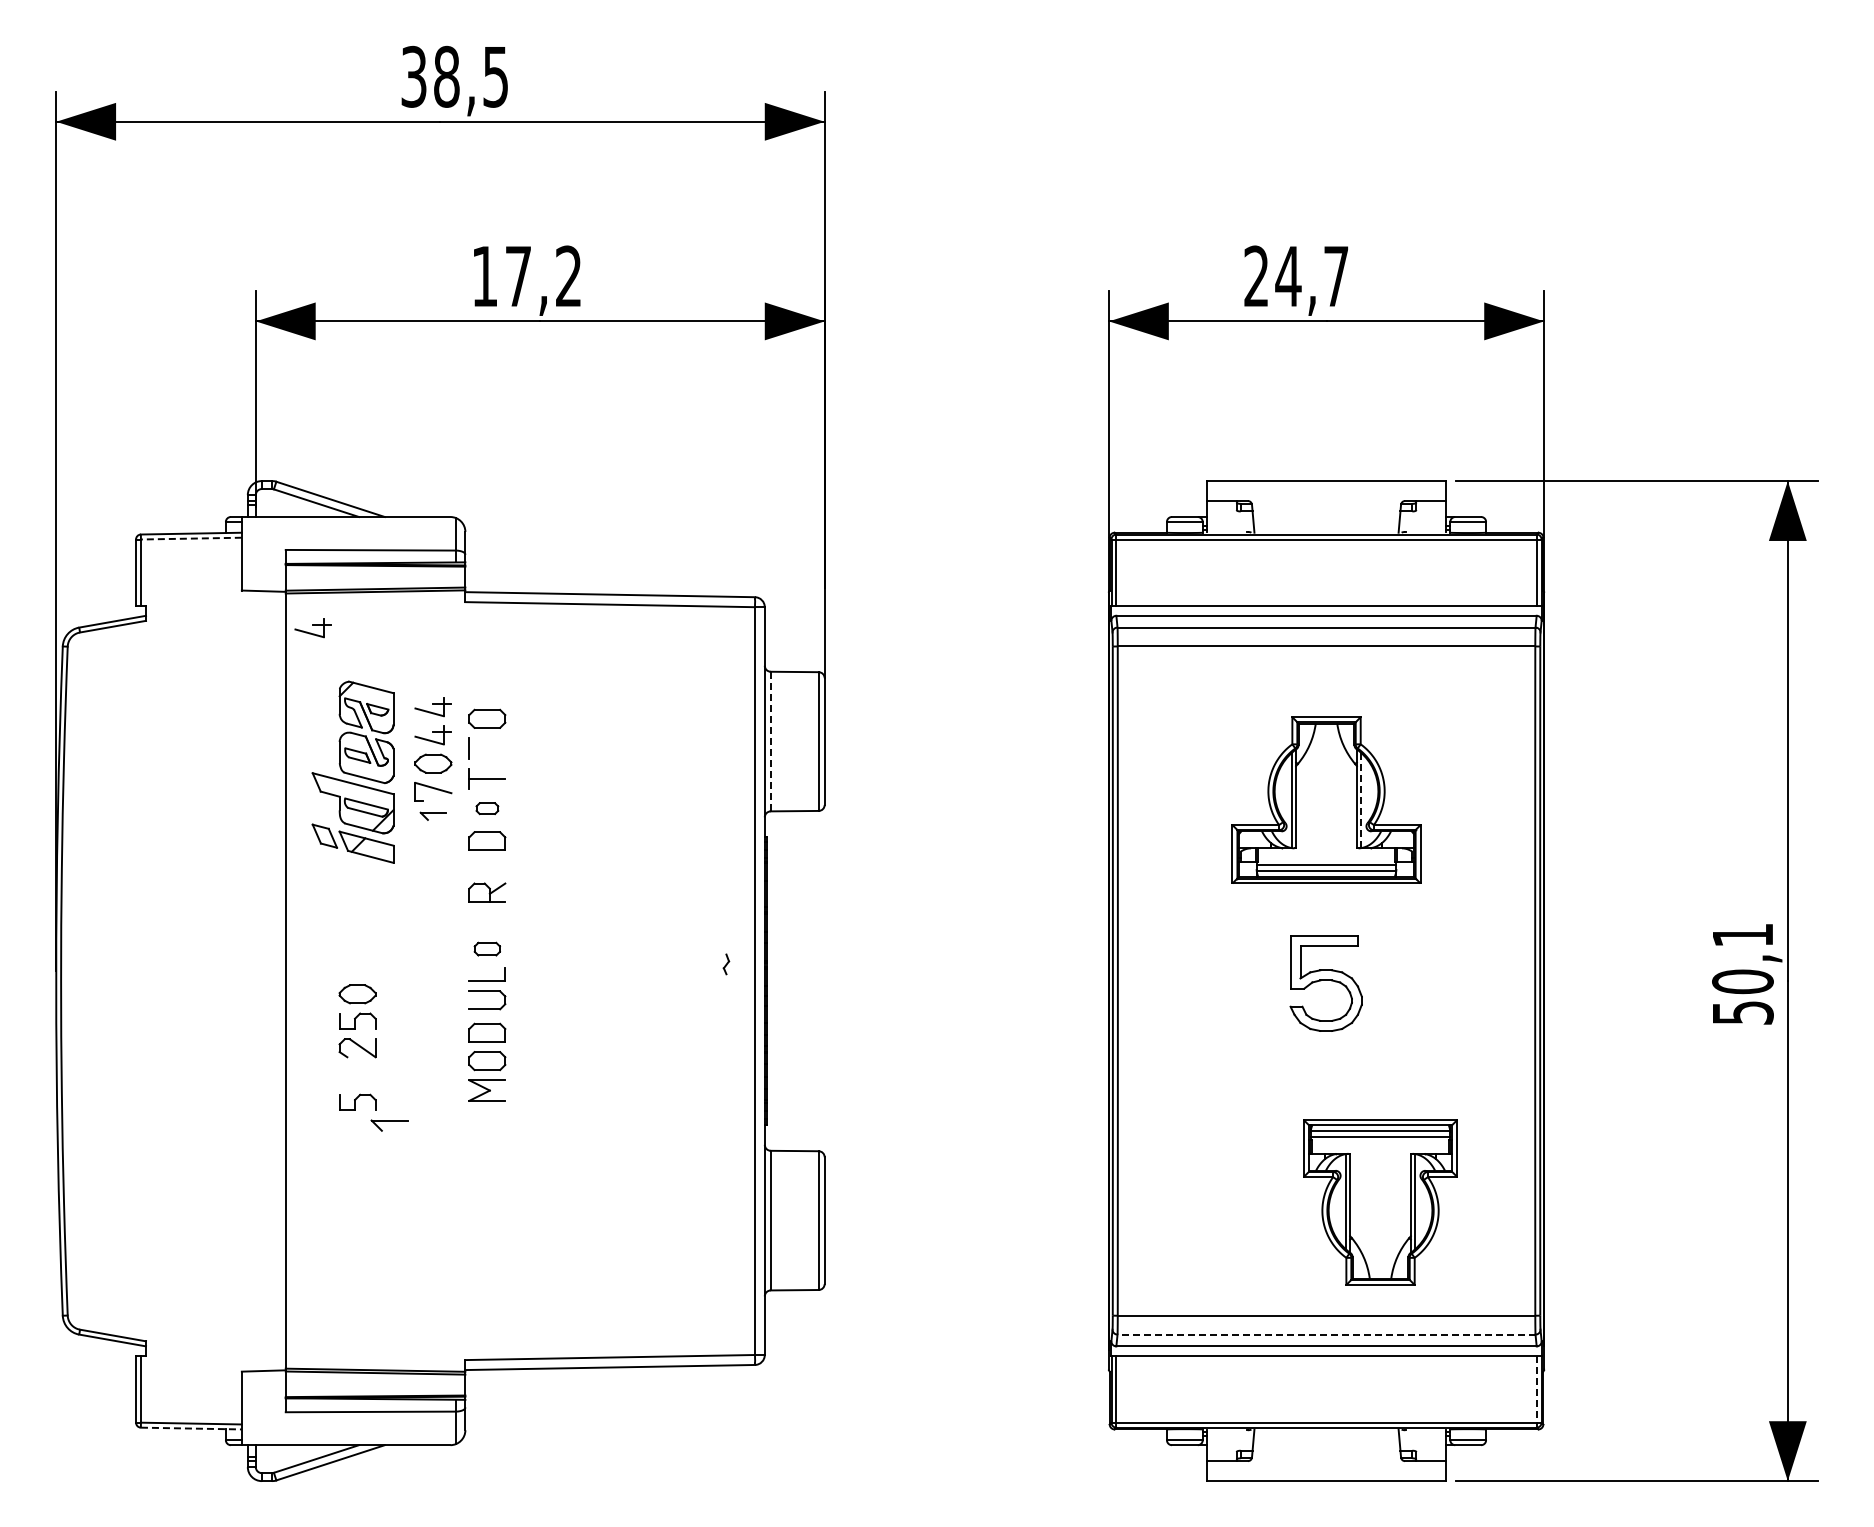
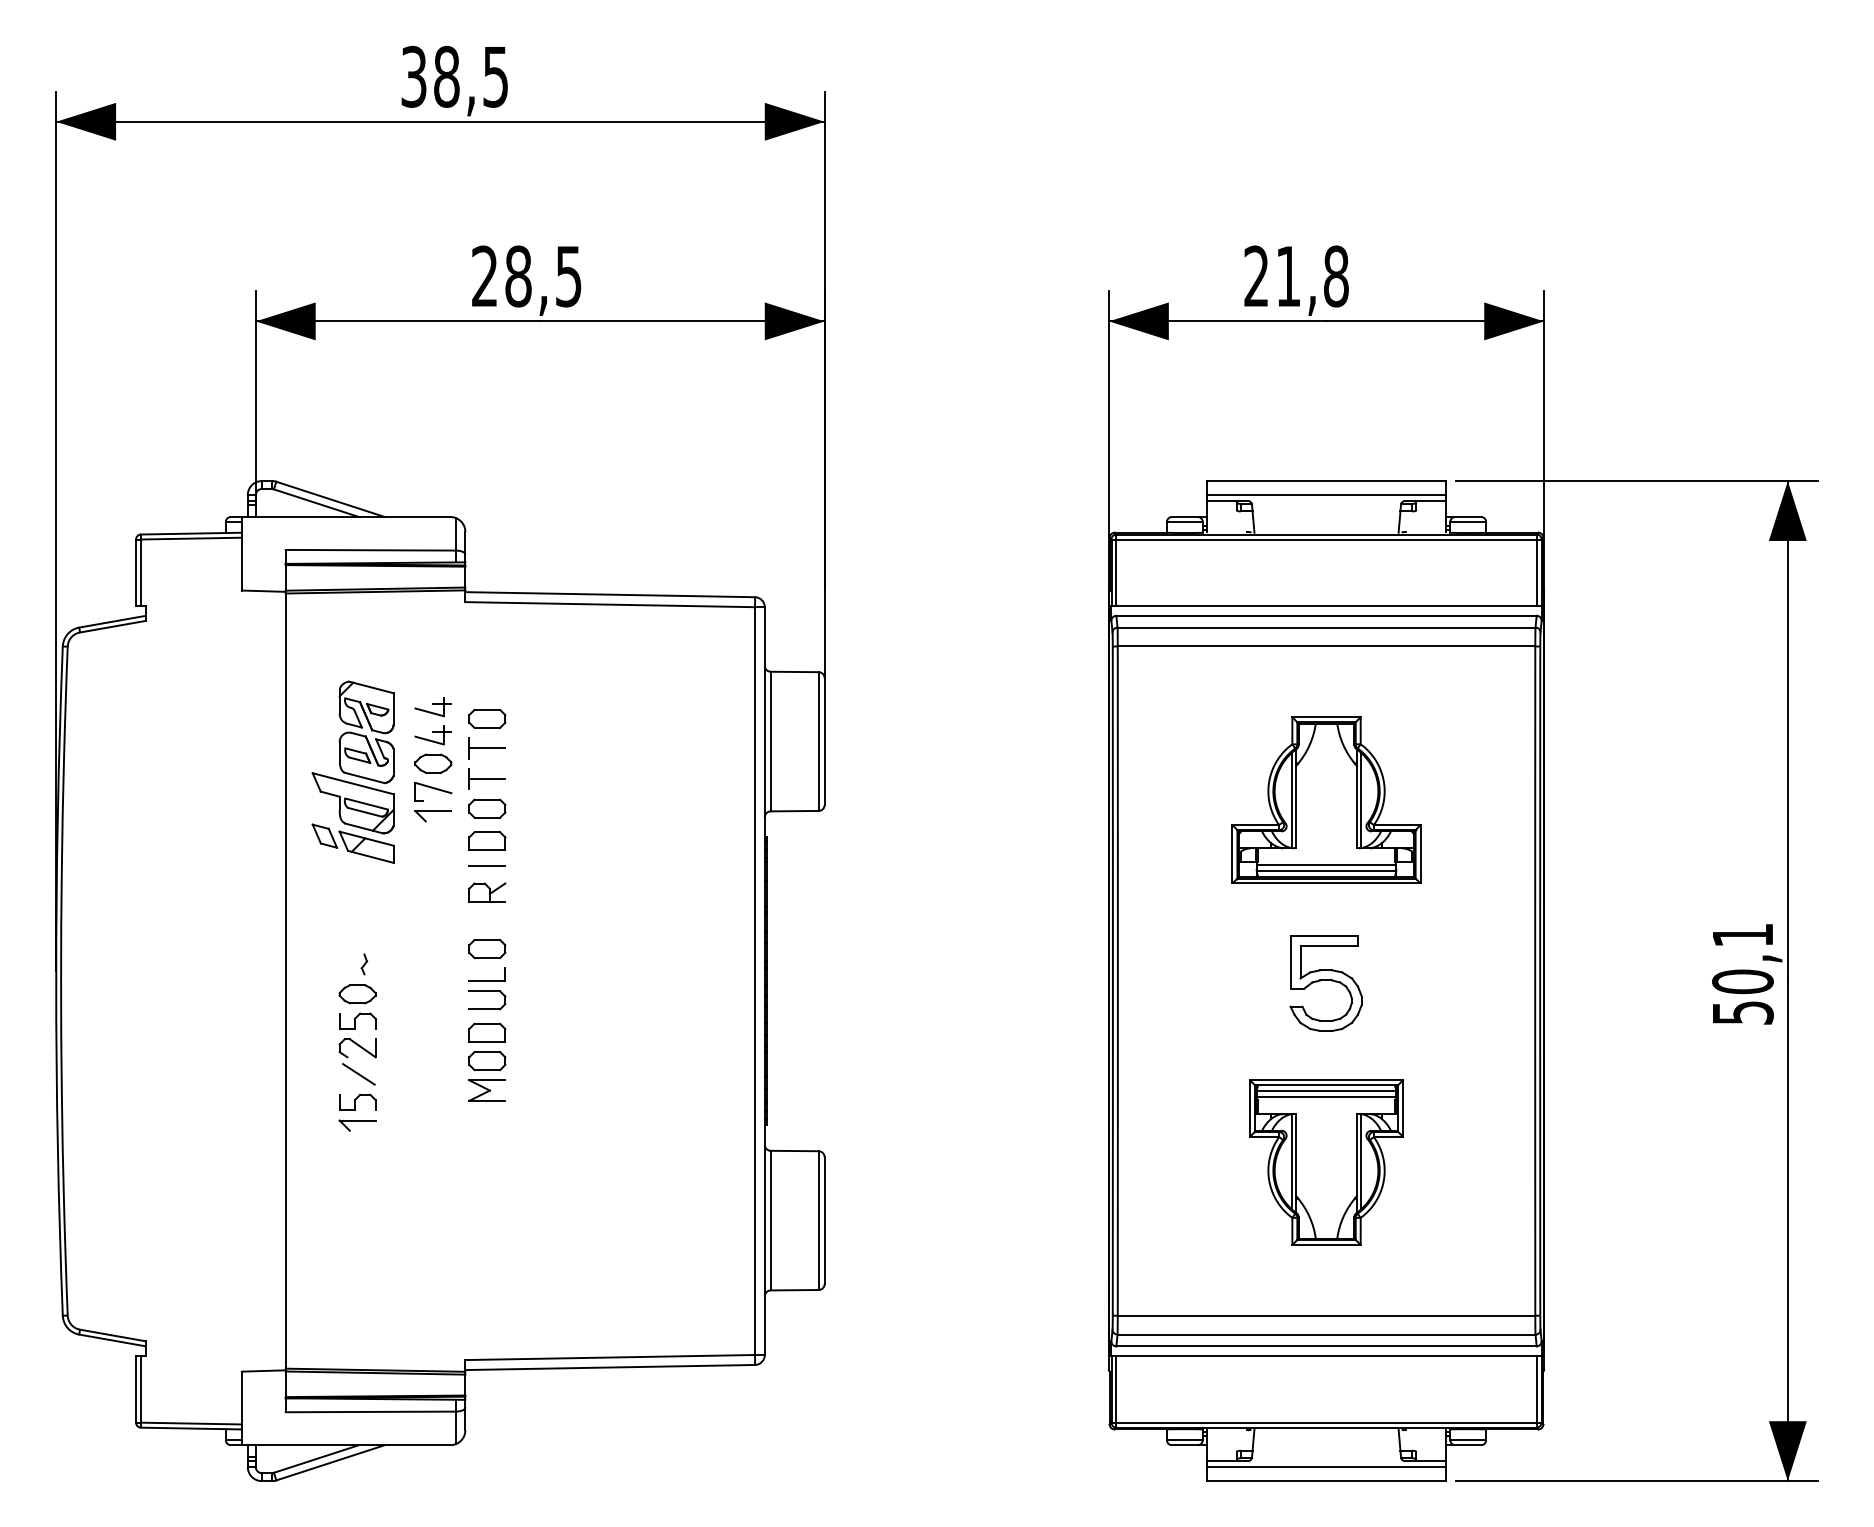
text: 17,2 -> 28,5 (526, 276)
text: 24,7 -> 21,8 (1311, 276)
line: none -> present (1326, 495)
line: dashed -> solid (190, 538)
part: present -> none (312, 628)
line: dashed -> solid (770, 741)
line: none -> present (487, 748)
line: dashed -> solid (1361, 800)
part size: 25x14 px -> 39x21 px (487, 808)
part size: 28x10 px -> 38x13 px (432, 816)
line: none -> present (487, 866)
part size: 28x16 px -> 39x21 px (487, 949)
part position: (726, 964) -> (364, 964) (364, 964)
line: none -> present (358, 1074)
part position: (389, 1125) -> (357, 1125) (357, 1125)
part position: (1380, 1202) -> (1326, 1162) (1326, 1162)
line: dashed -> solid (1326, 1334)
line: dashed -> solid (1536, 1392)
line: dashed -> solid (191, 1428)
line: none -> present (1326, 1467)
